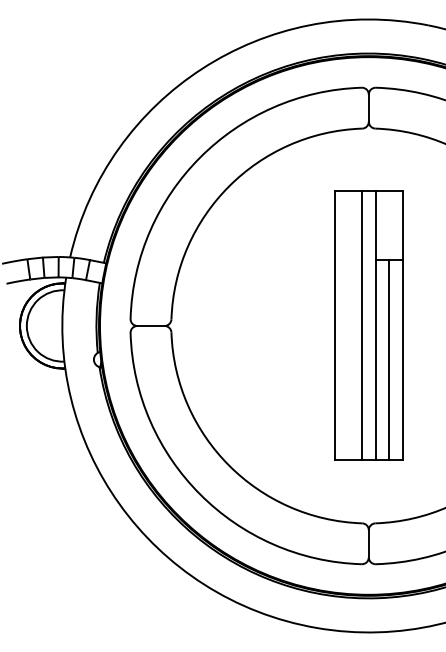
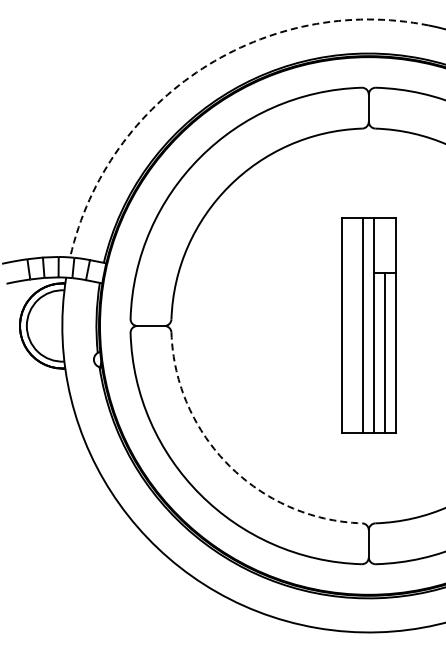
arc: solid -> dashed (202, 68)
part size: 70x271 px -> 56x217 px (368, 325)
arc: solid -> dashed (229, 465)
